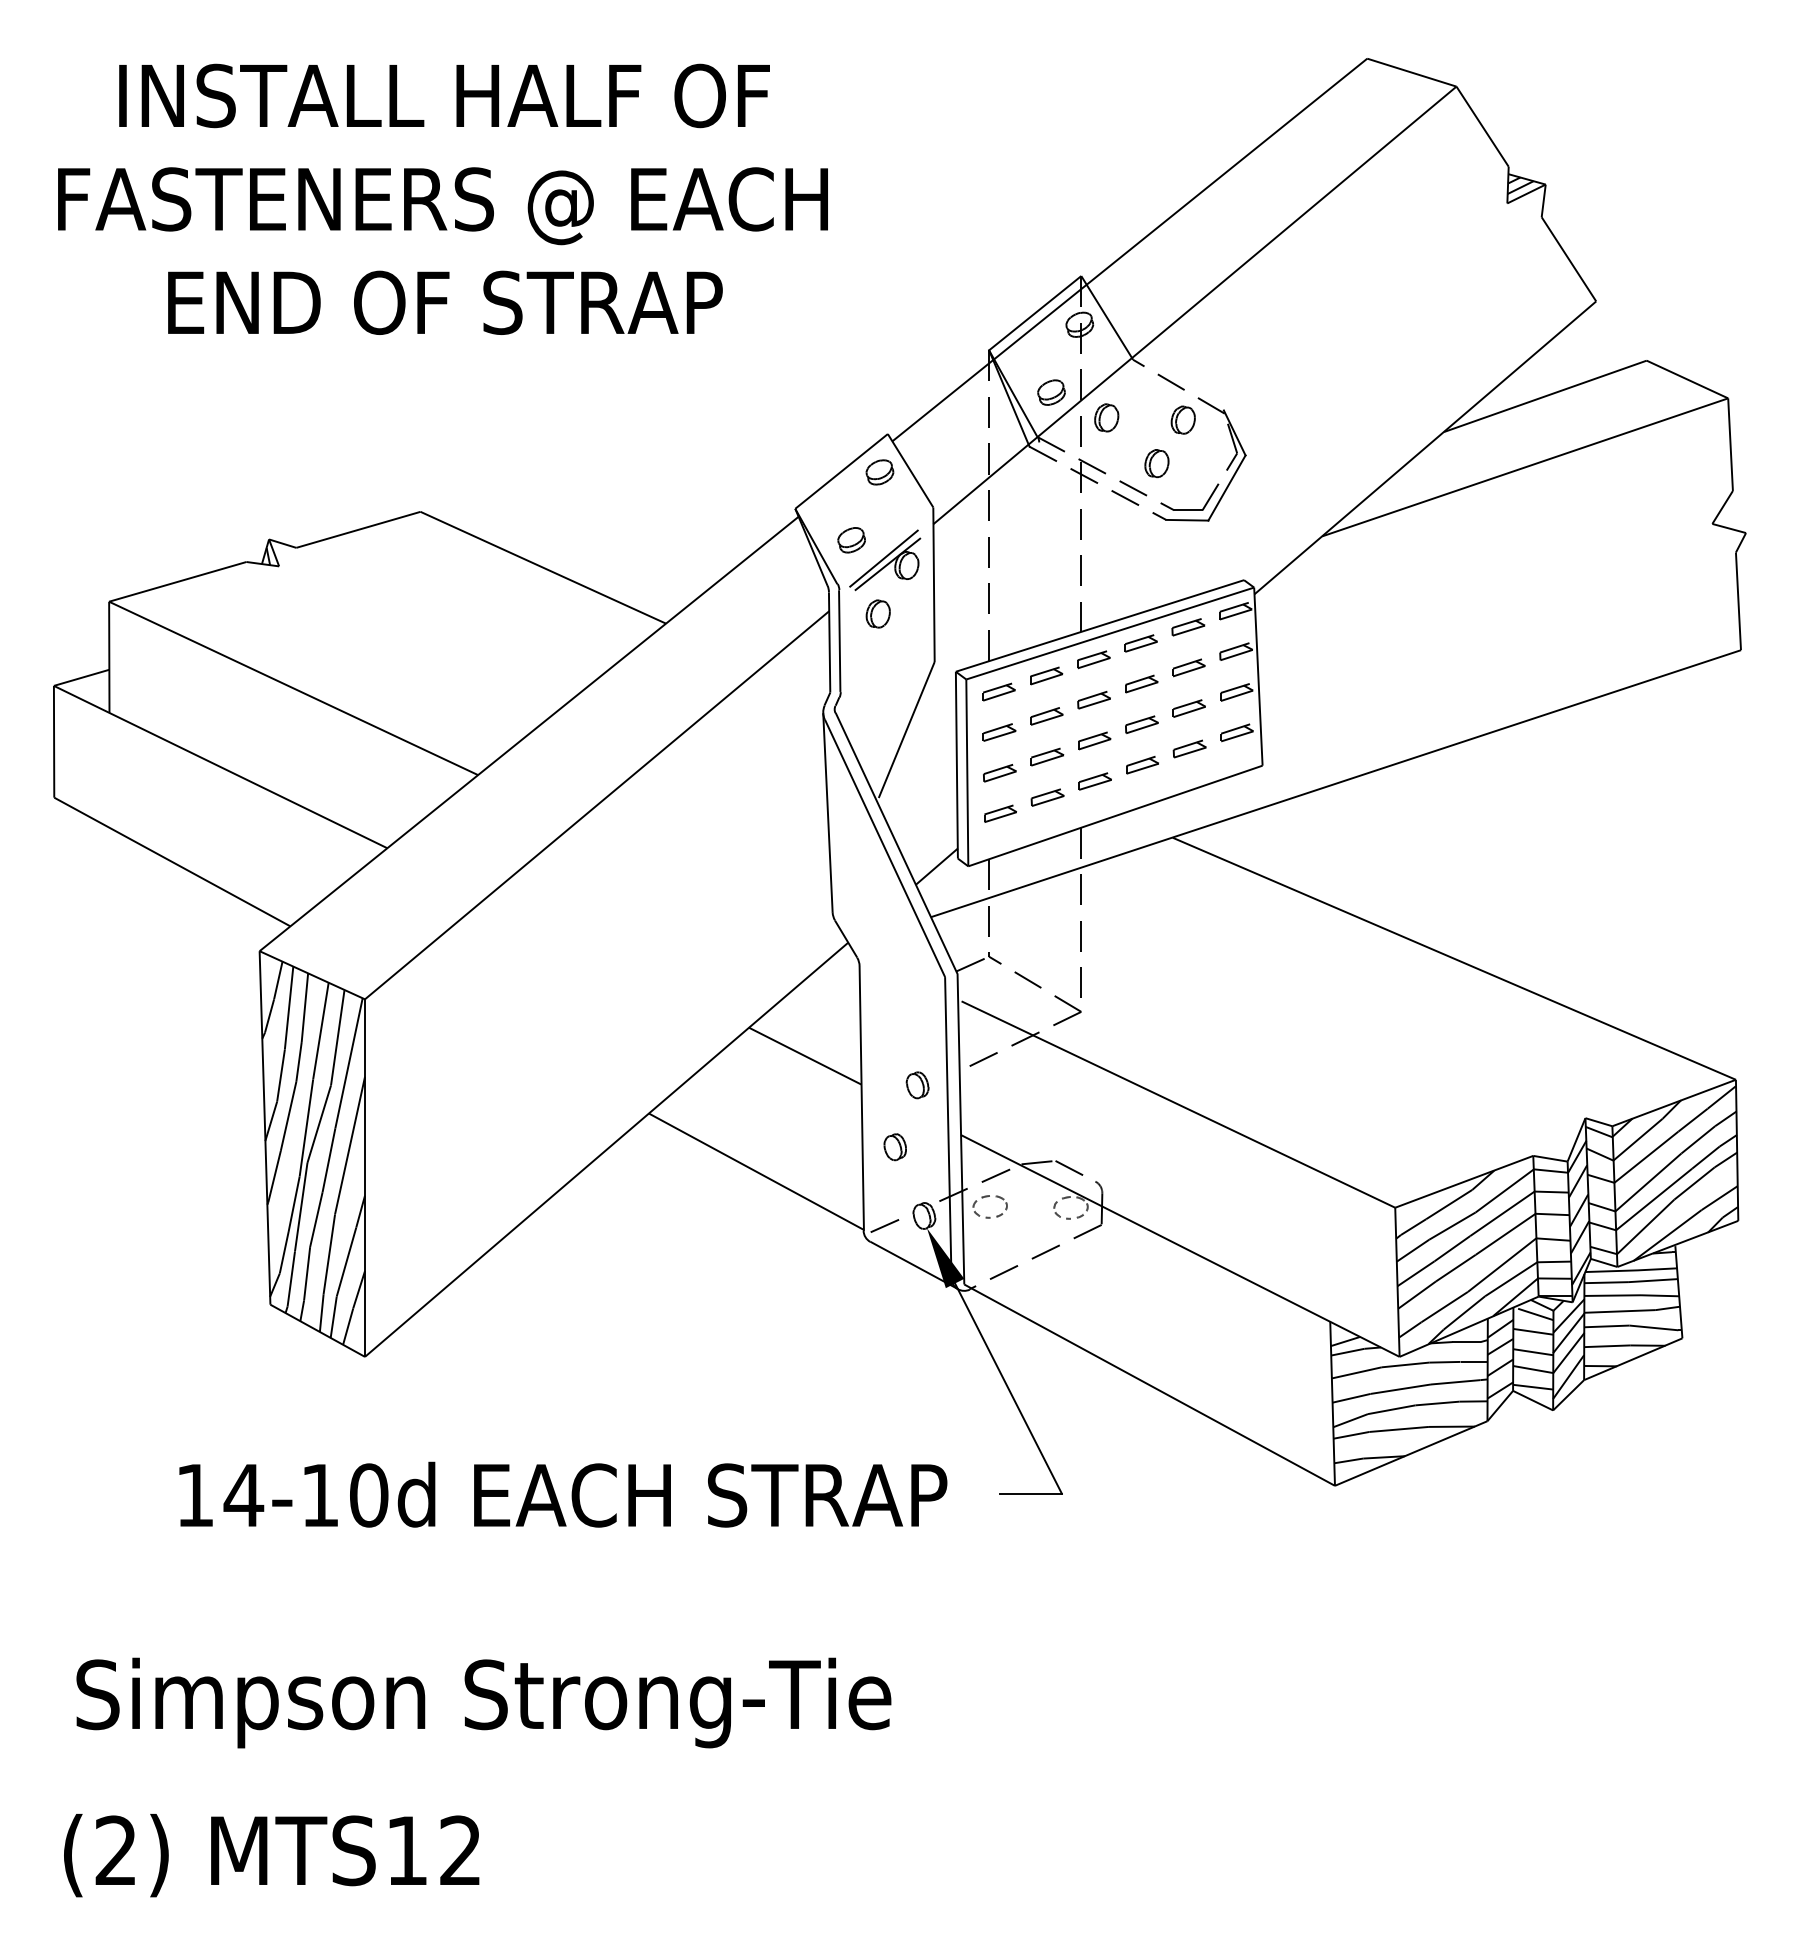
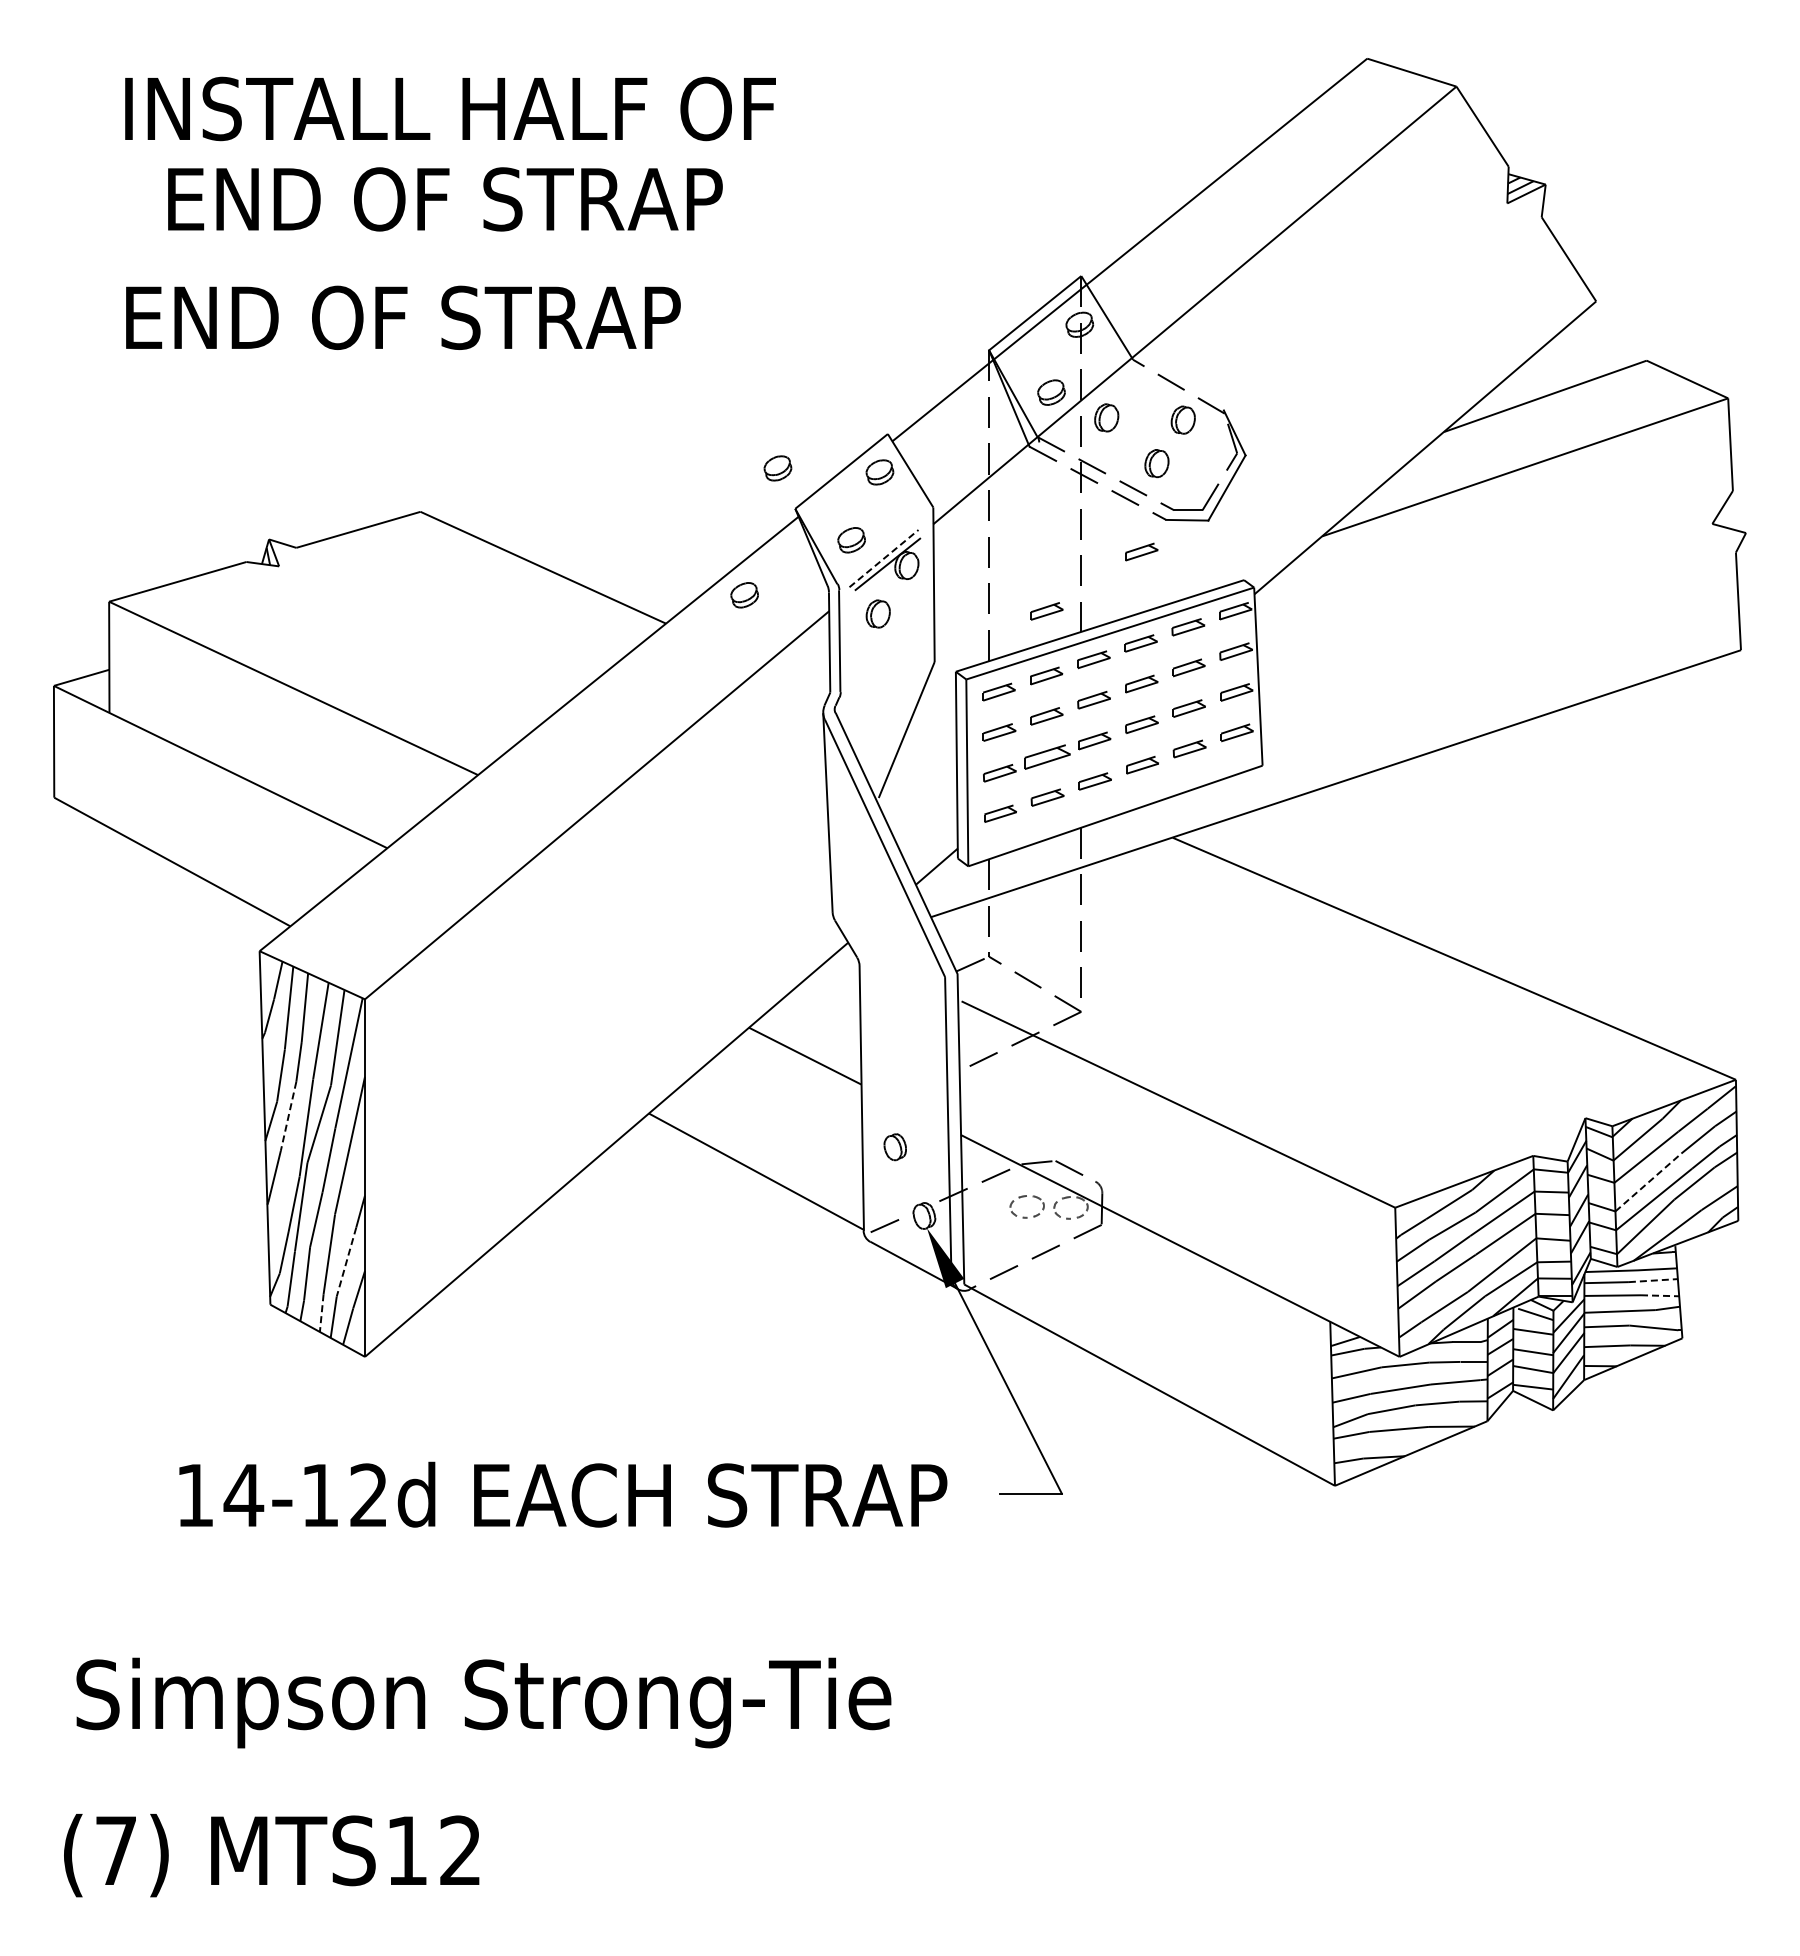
text position: (444, 95) -> (450, 108) (450, 108)
text: FASTENERS @ EACH -> END OF STRAP (442, 206)
text position: (445, 302) -> (403, 317) (403, 317)
part: none -> present (777, 468)
part: none -> present (1141, 551)
line: solid -> dashed (884, 558)
part: none -> present (744, 595)
part: none -> present (1046, 611)
part size: 35x20 px -> 47x26 px (1047, 756)
part: present -> none (917, 1085)
line: solid -> dashed (288, 1116)
line: solid -> dashed (1648, 1182)
part position: (987, 1197) -> (1024, 1197) (1024, 1197)
line: solid -> dashed (346, 1262)
line: solid -> dashed (1653, 1280)
line: solid -> dashed (1660, 1295)
line: solid -> dashed (321, 1313)
text: 14-10d -> 14-12d (369, 1495)
text: (2) -> (7) (115, 1849)
